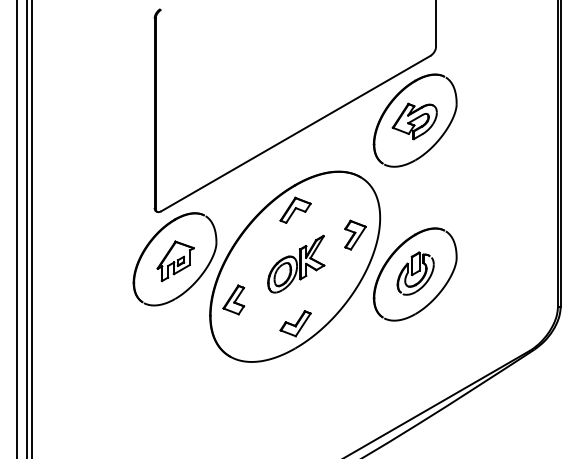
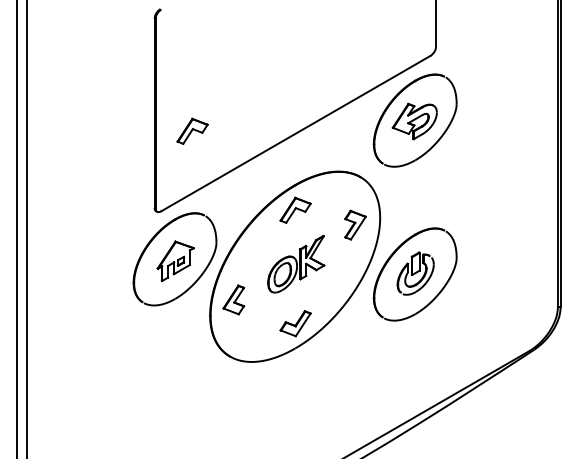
part: none -> present (192, 130)
line: present -> none (31, 228)
part position: (355, 234) -> (355, 224) (355, 224)
